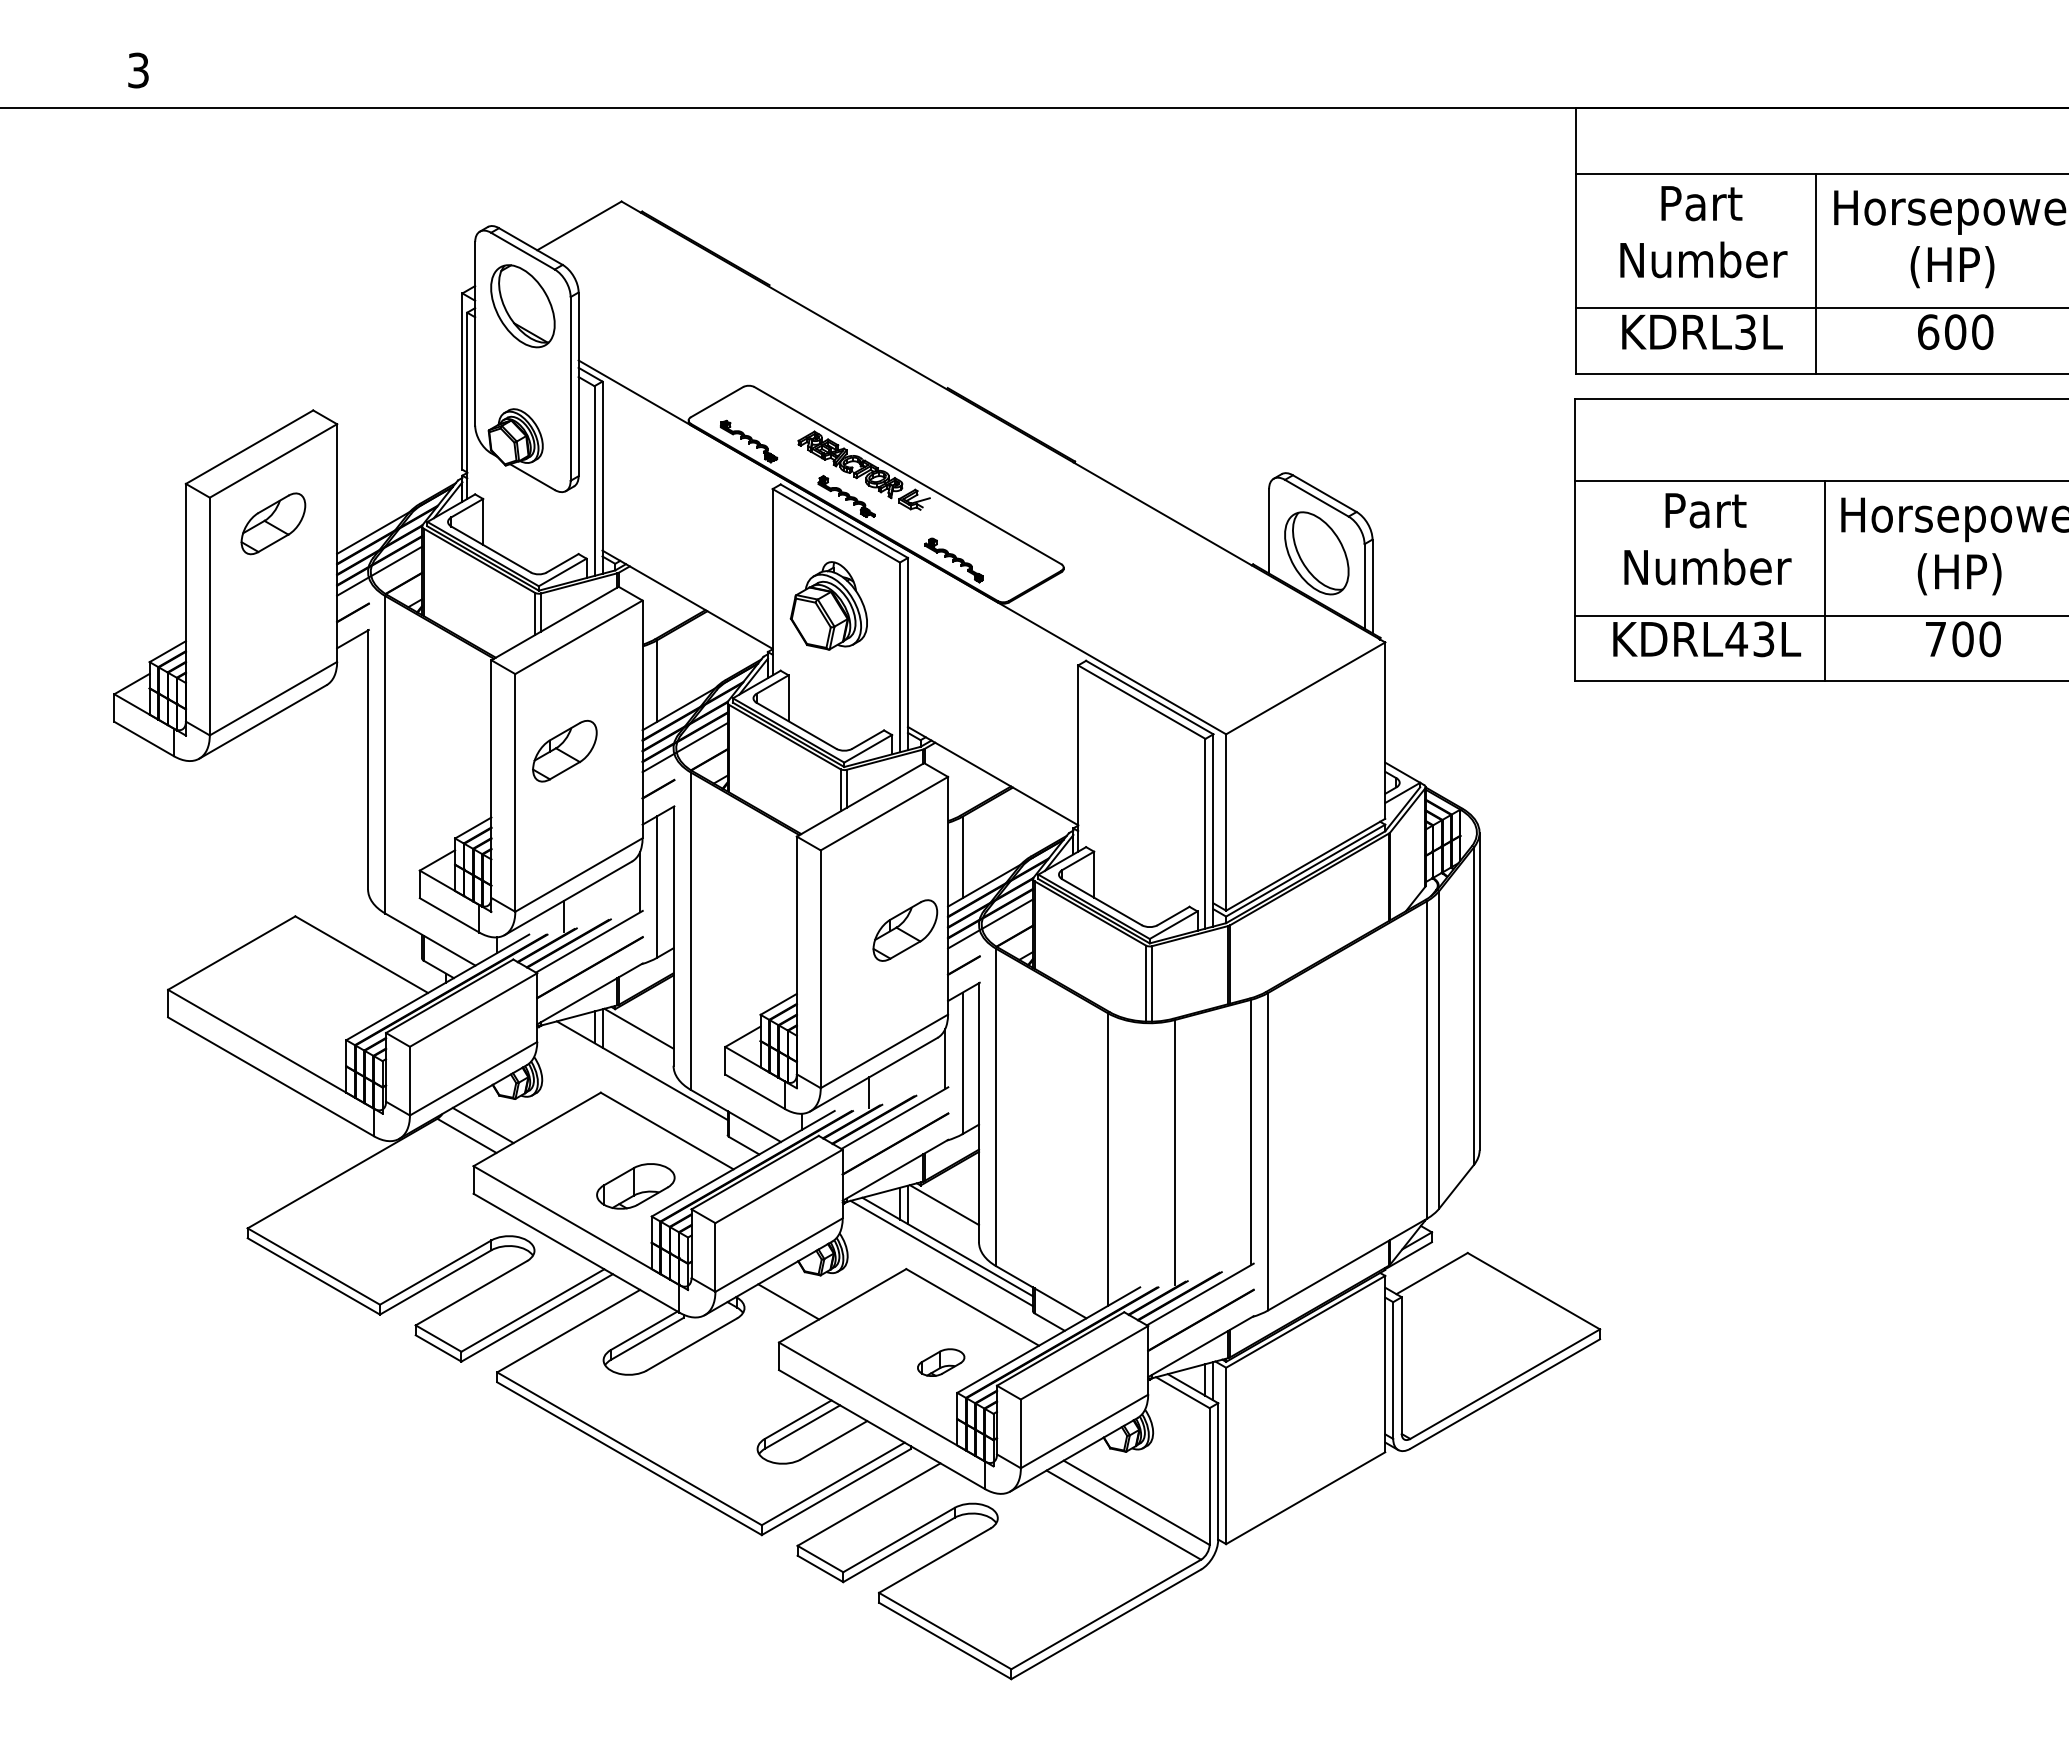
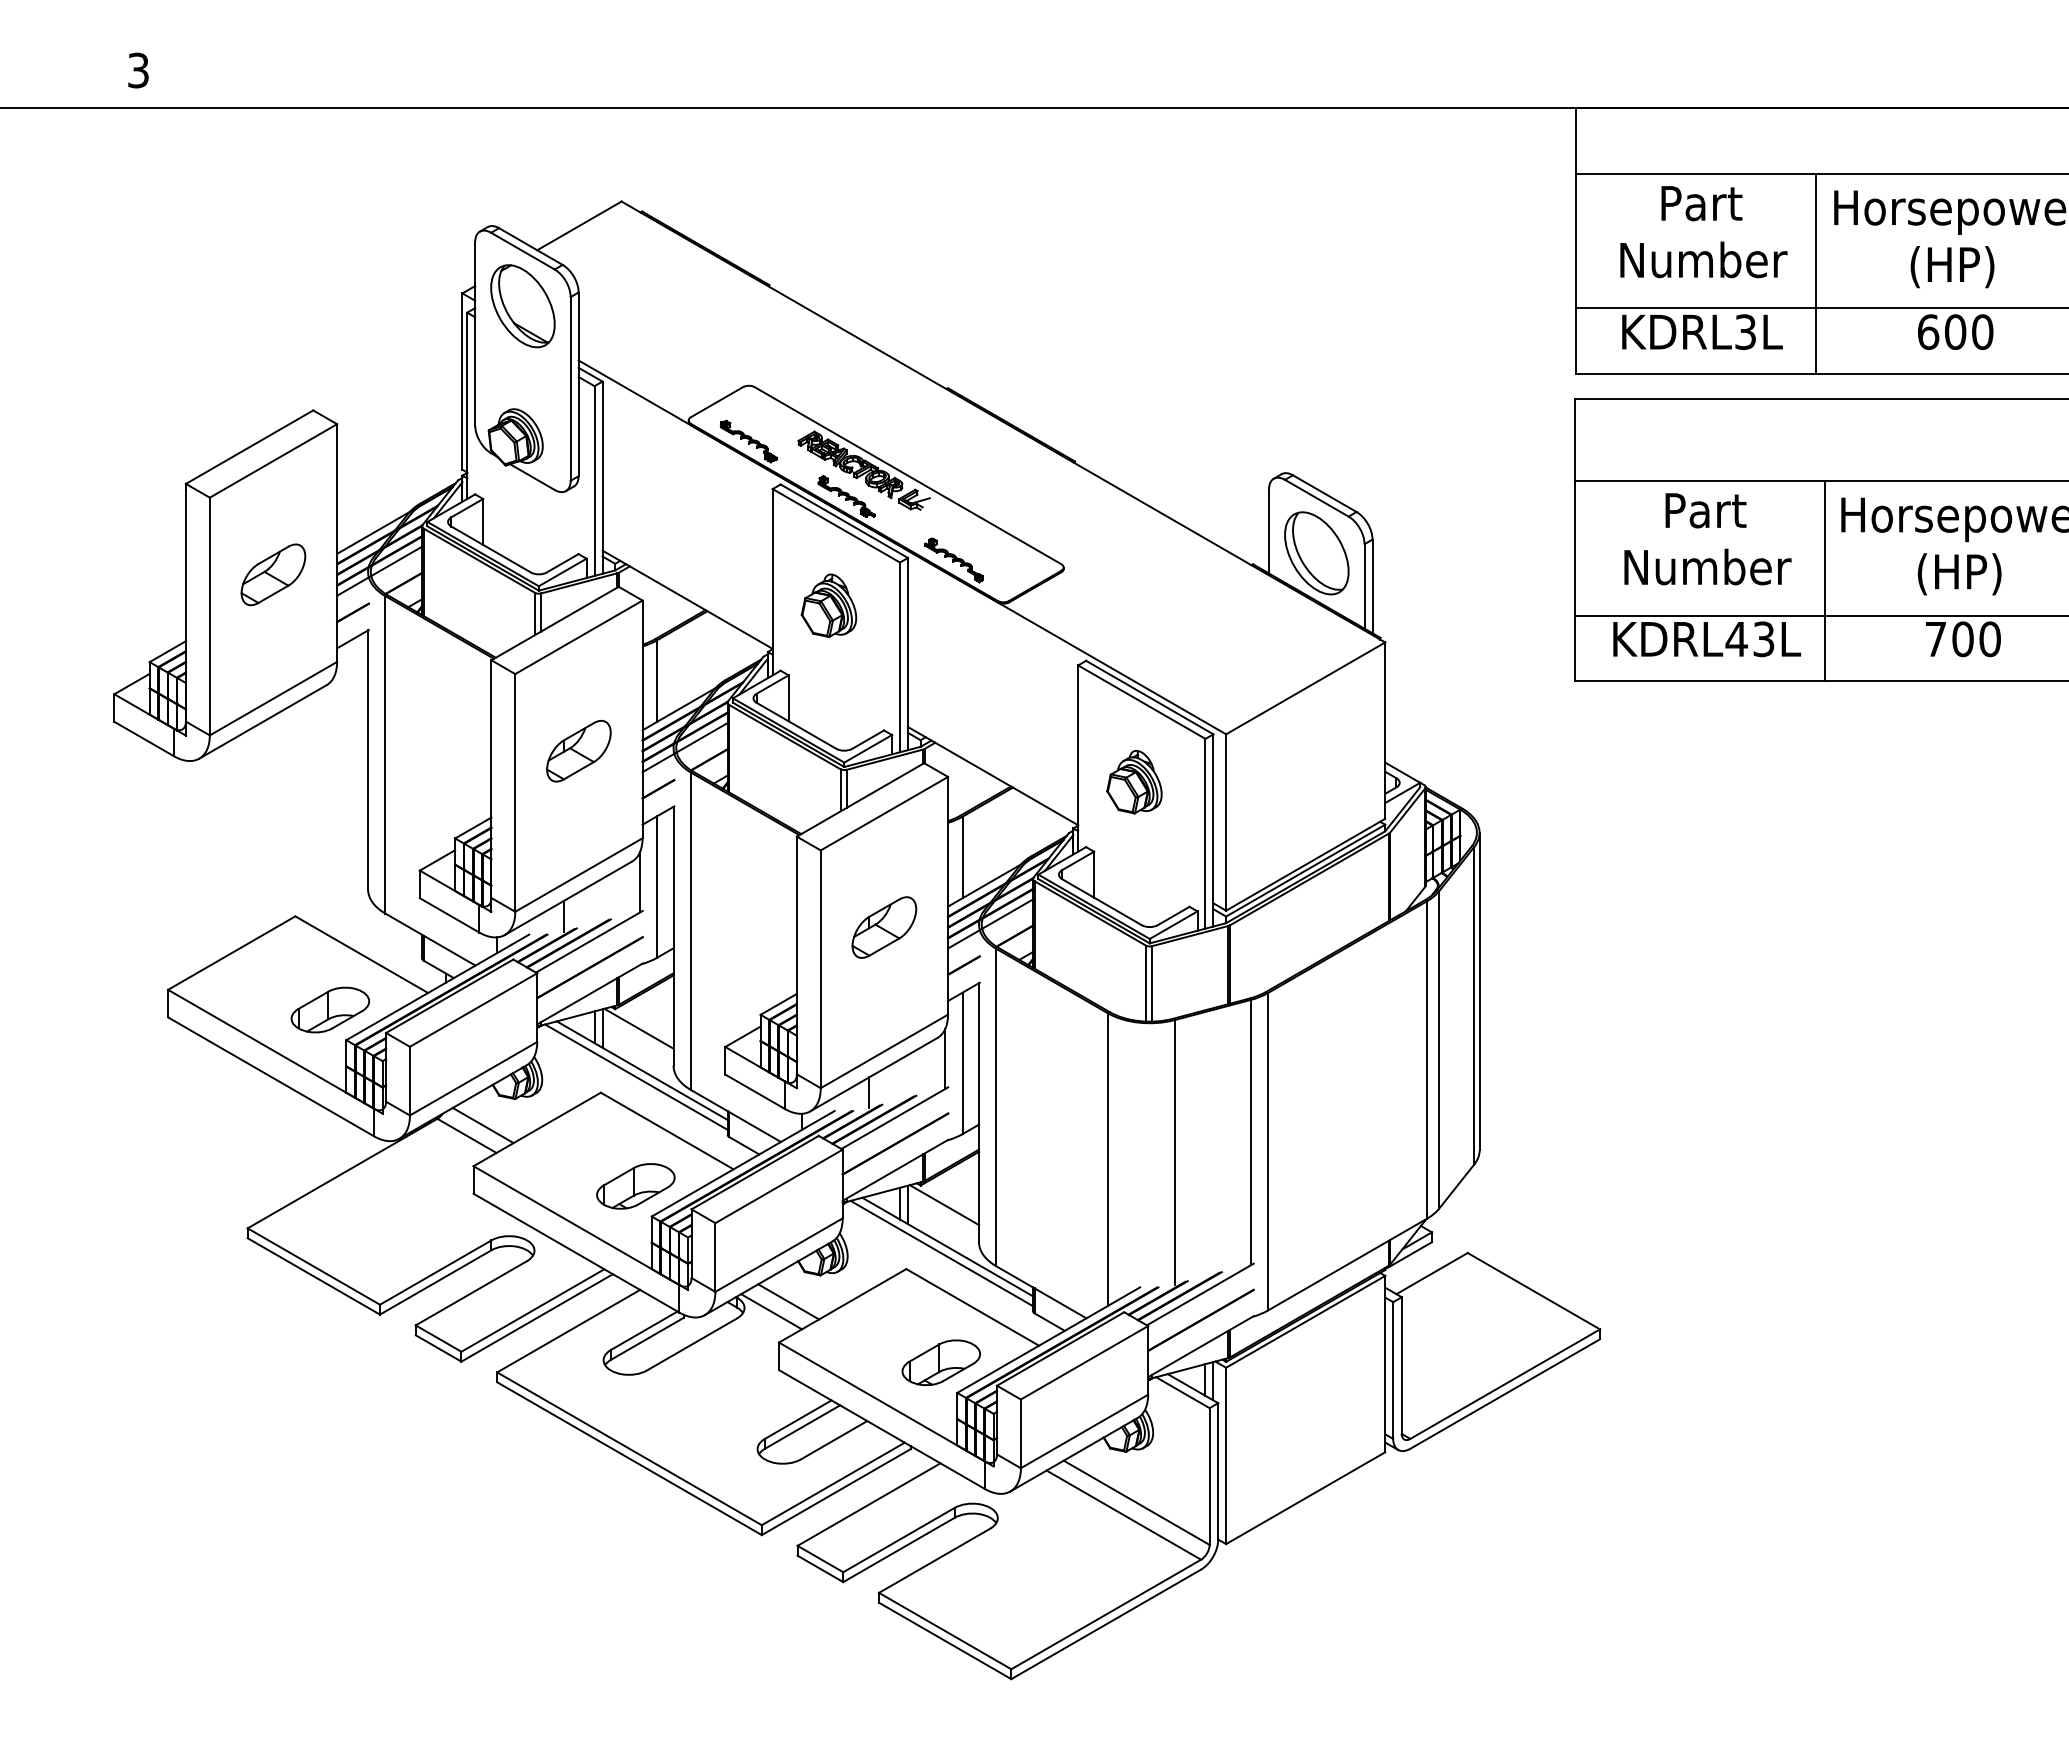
part position: (273, 523) -> (273, 574) (273, 574)
part size: 79x90 px -> 58x65 px (828, 605)
part position: (564, 750) -> (578, 750) (578, 750)
part: none -> present (1134, 782)
part position: (905, 930) -> (884, 927) (884, 927)
part: none -> present (329, 1009)
line: none -> present (636, 1076)
line: none -> present (771, 1311)
part size: 49x29 px -> 80x47 px (940, 1362)
